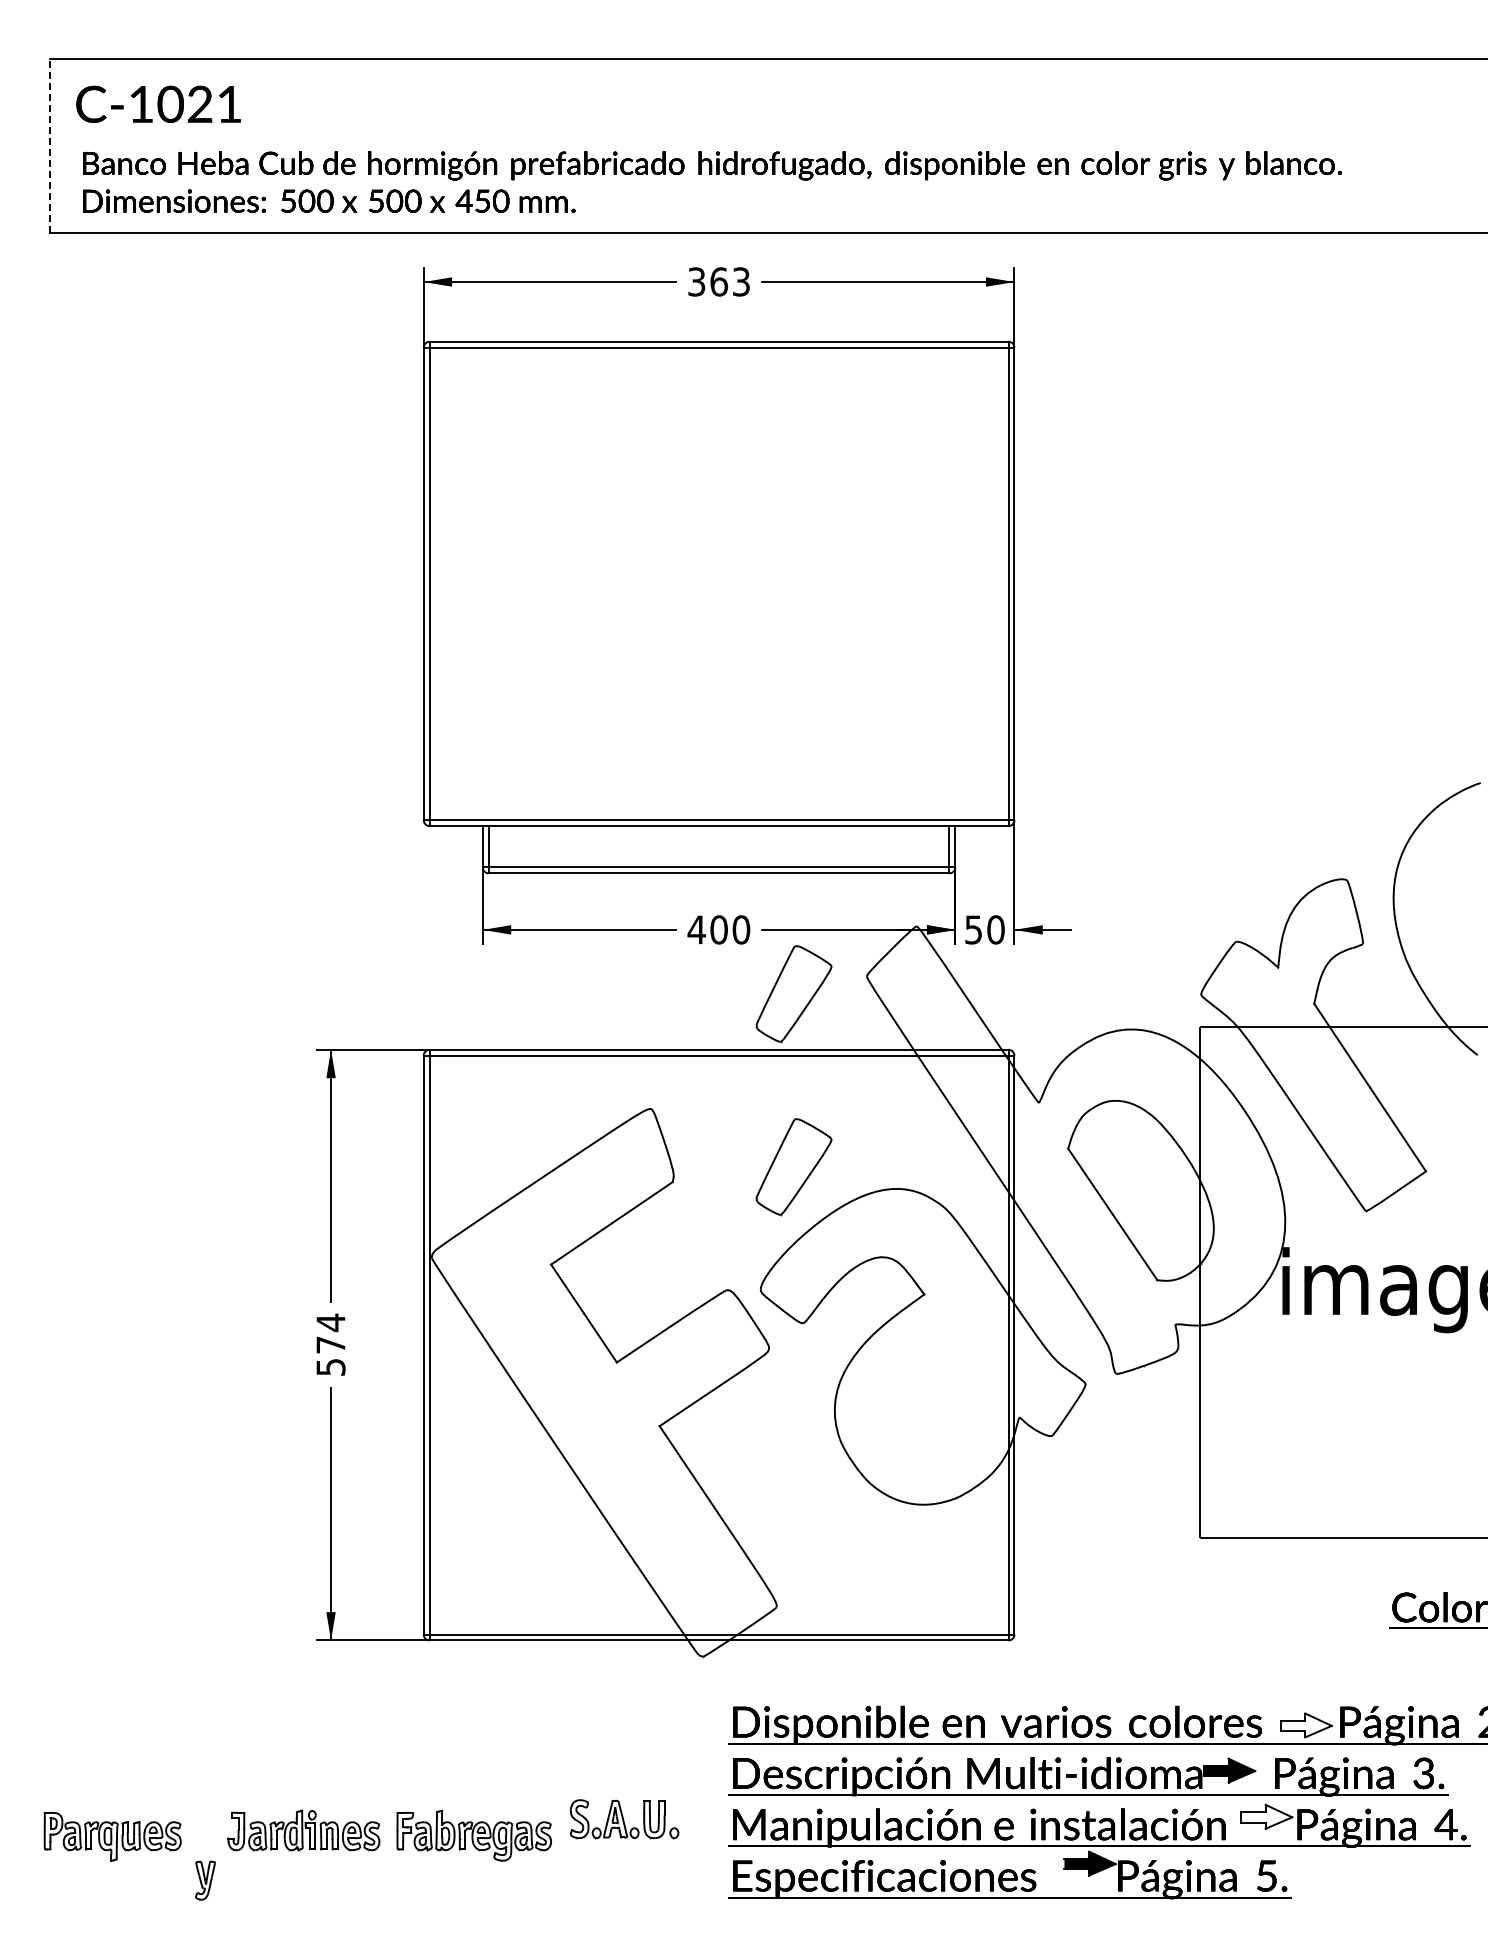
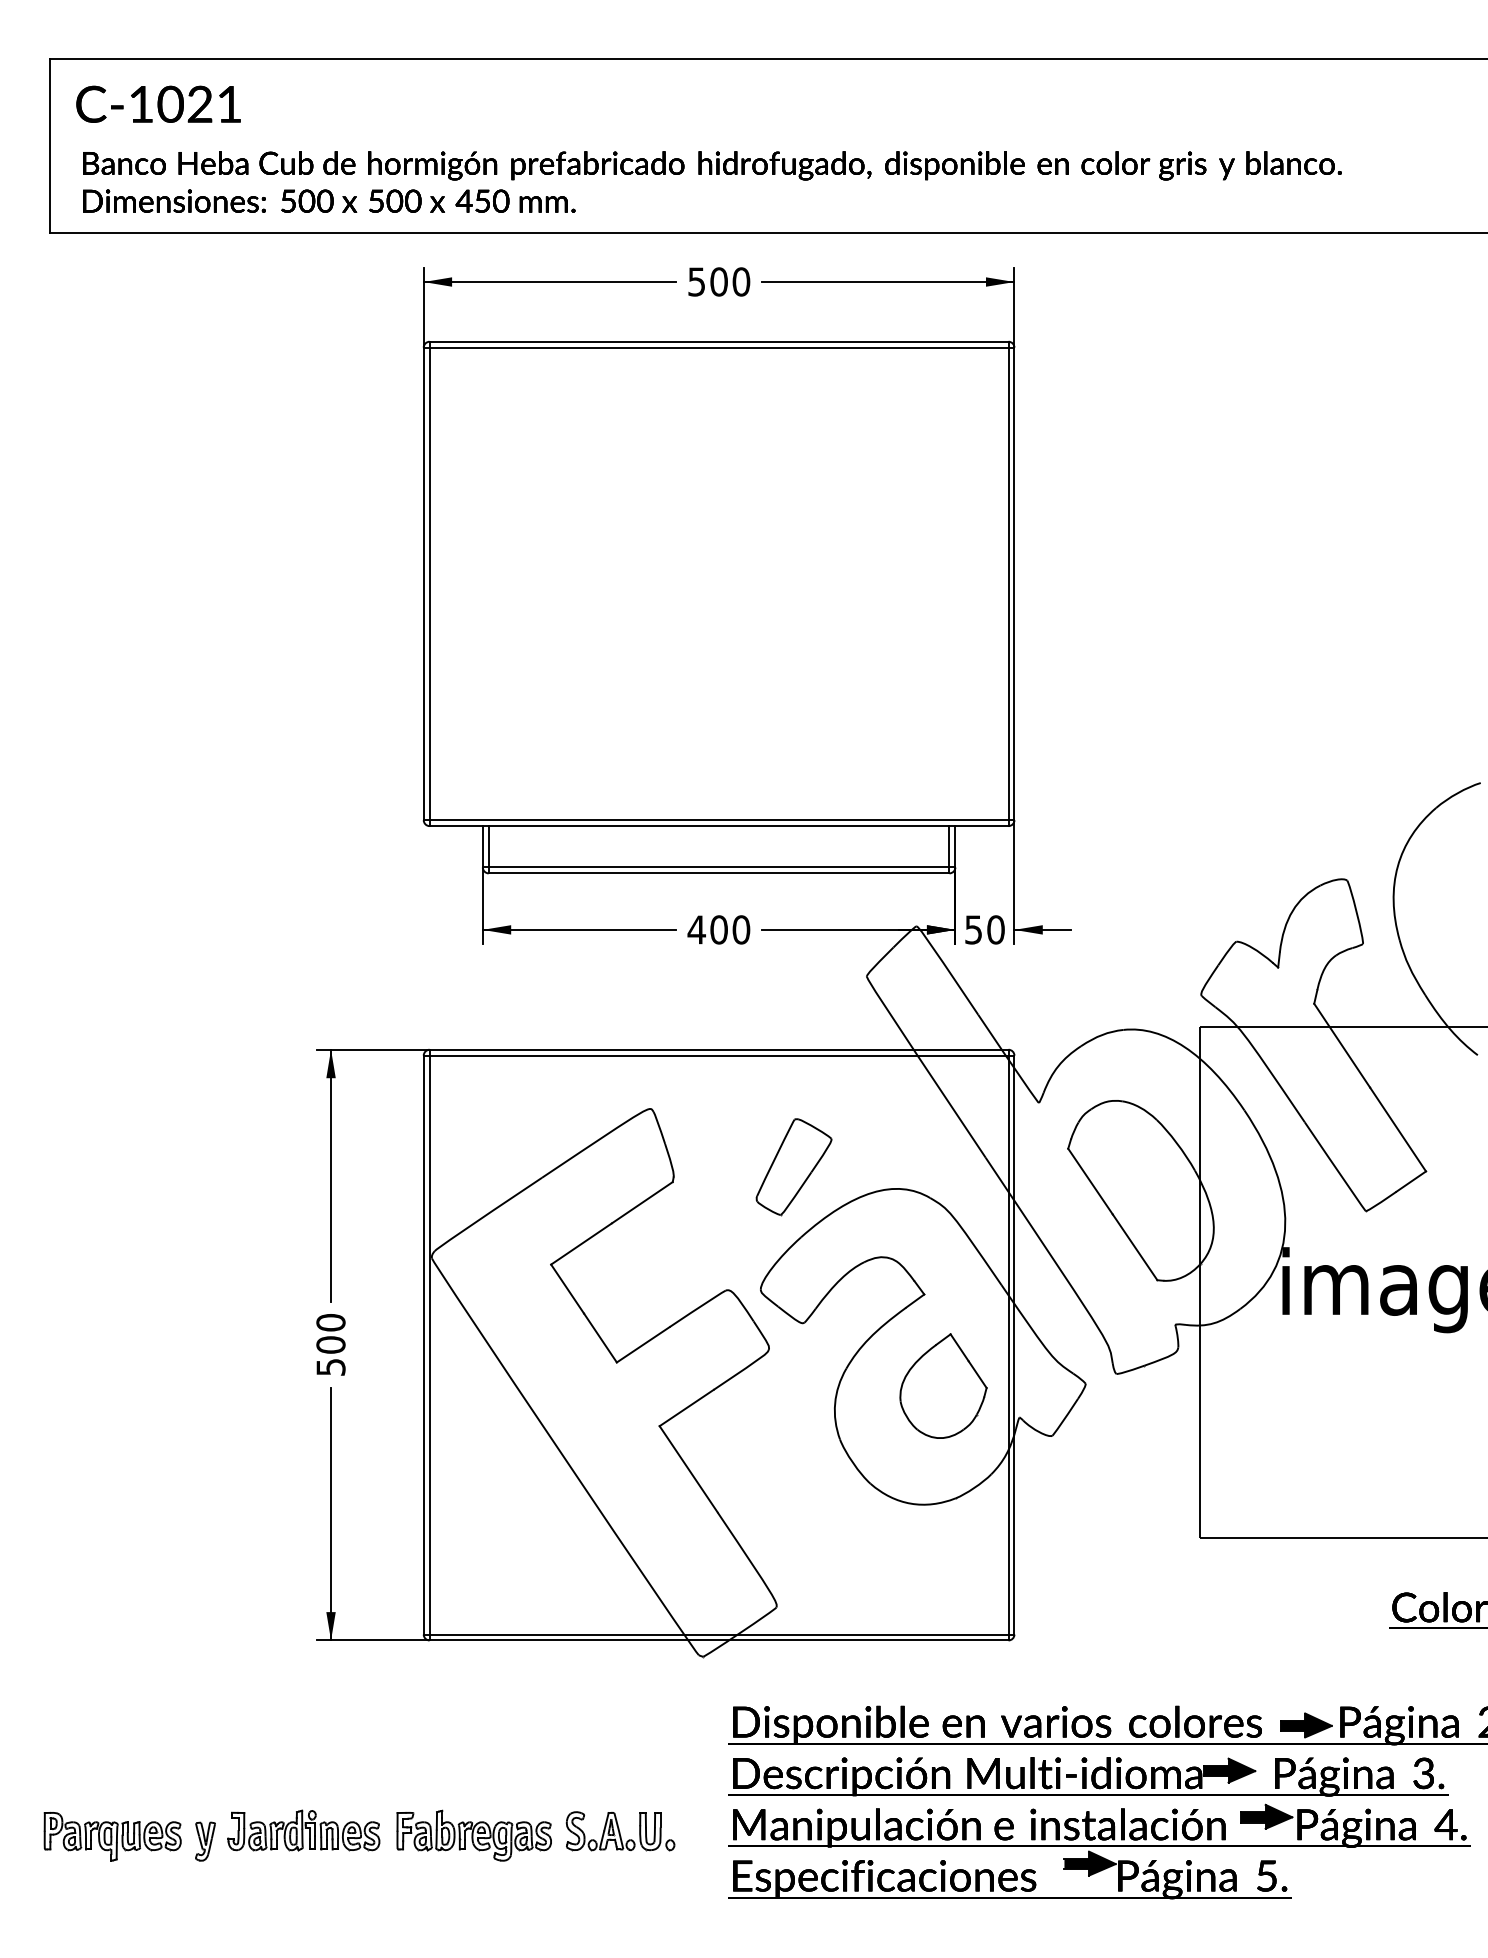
line: dashed -> solid (49, 145)
text: 363 -> 500 (719, 281)
part: present -> none (793, 994)
text: 574 -> 500 (330, 1333)
part: none -> present (943, 1385)
fill: none -> present (1305, 1725)
fill: none -> present (1266, 1816)
part position: (624, 1819) -> (620, 1831) (620, 1831)
part position: (205, 1880) -> (205, 1841) (205, 1841)
